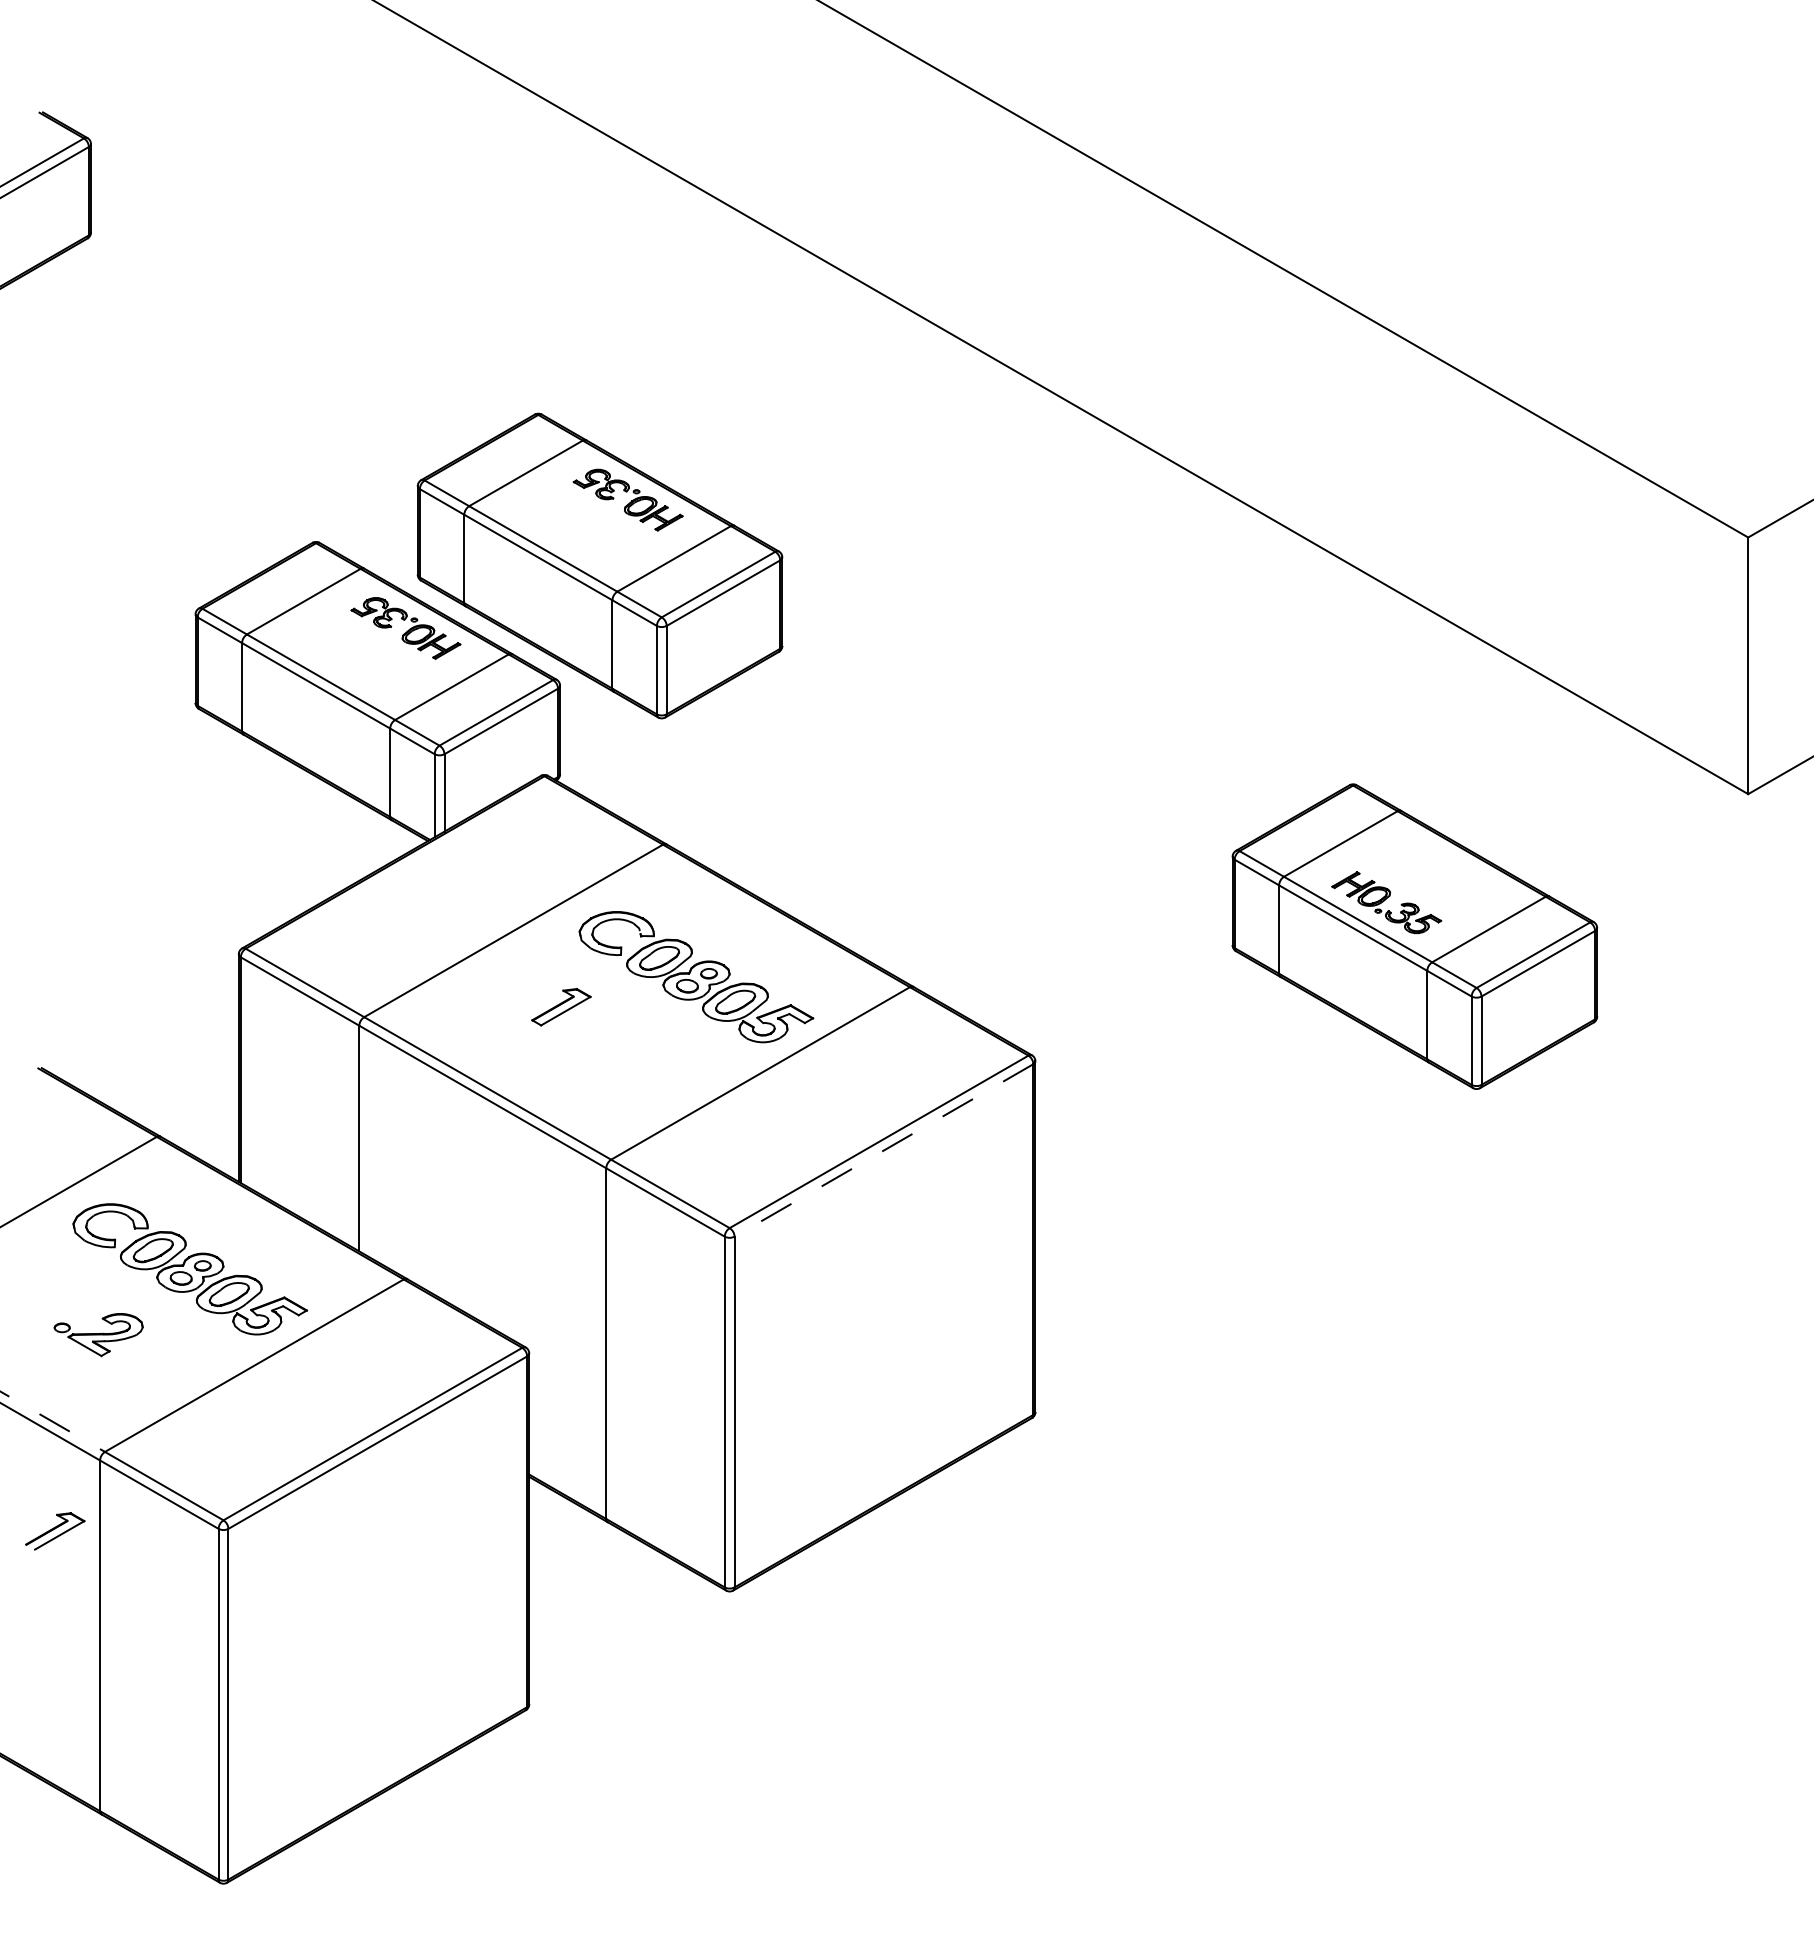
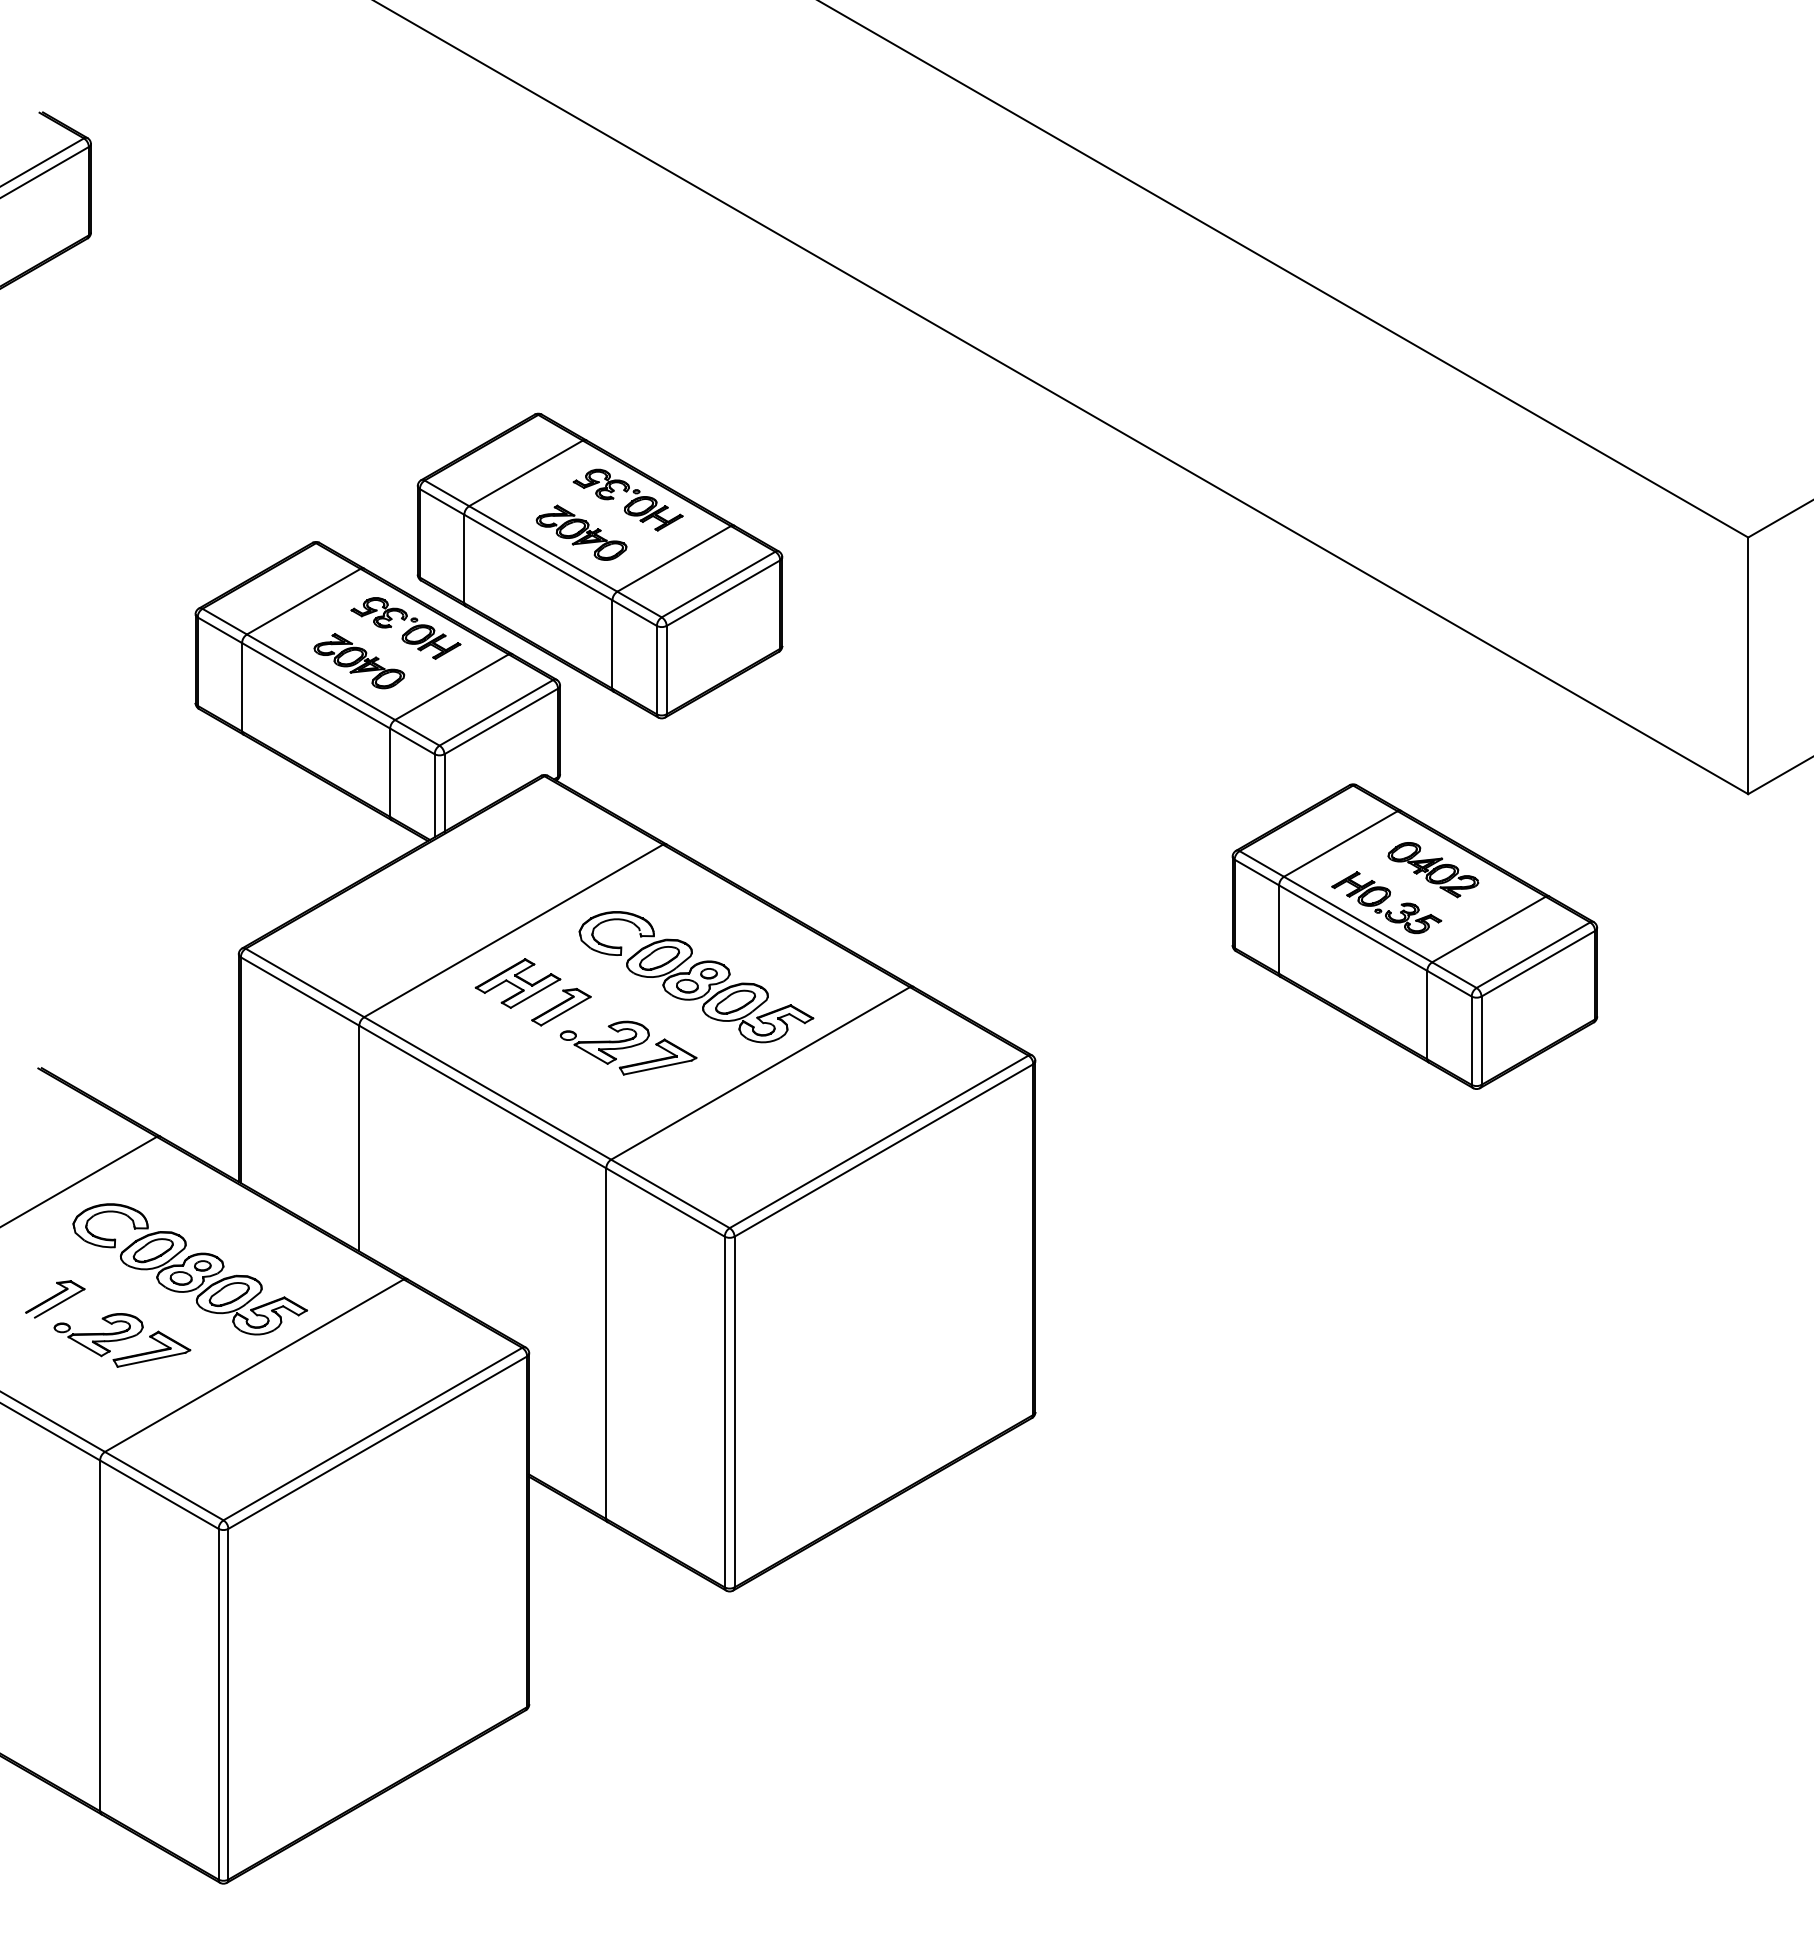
part: none -> present (581, 532)
part: none -> present (359, 661)
part: none -> present (1433, 870)
part: none -> present (517, 983)
part: none -> present (628, 1047)
line: dashed -> solid (883, 1150)
part: none -> present (151, 1348)
line: dashed -> solid (53, 1422)
part position: (55, 1531) -> (55, 1299) (55, 1299)
